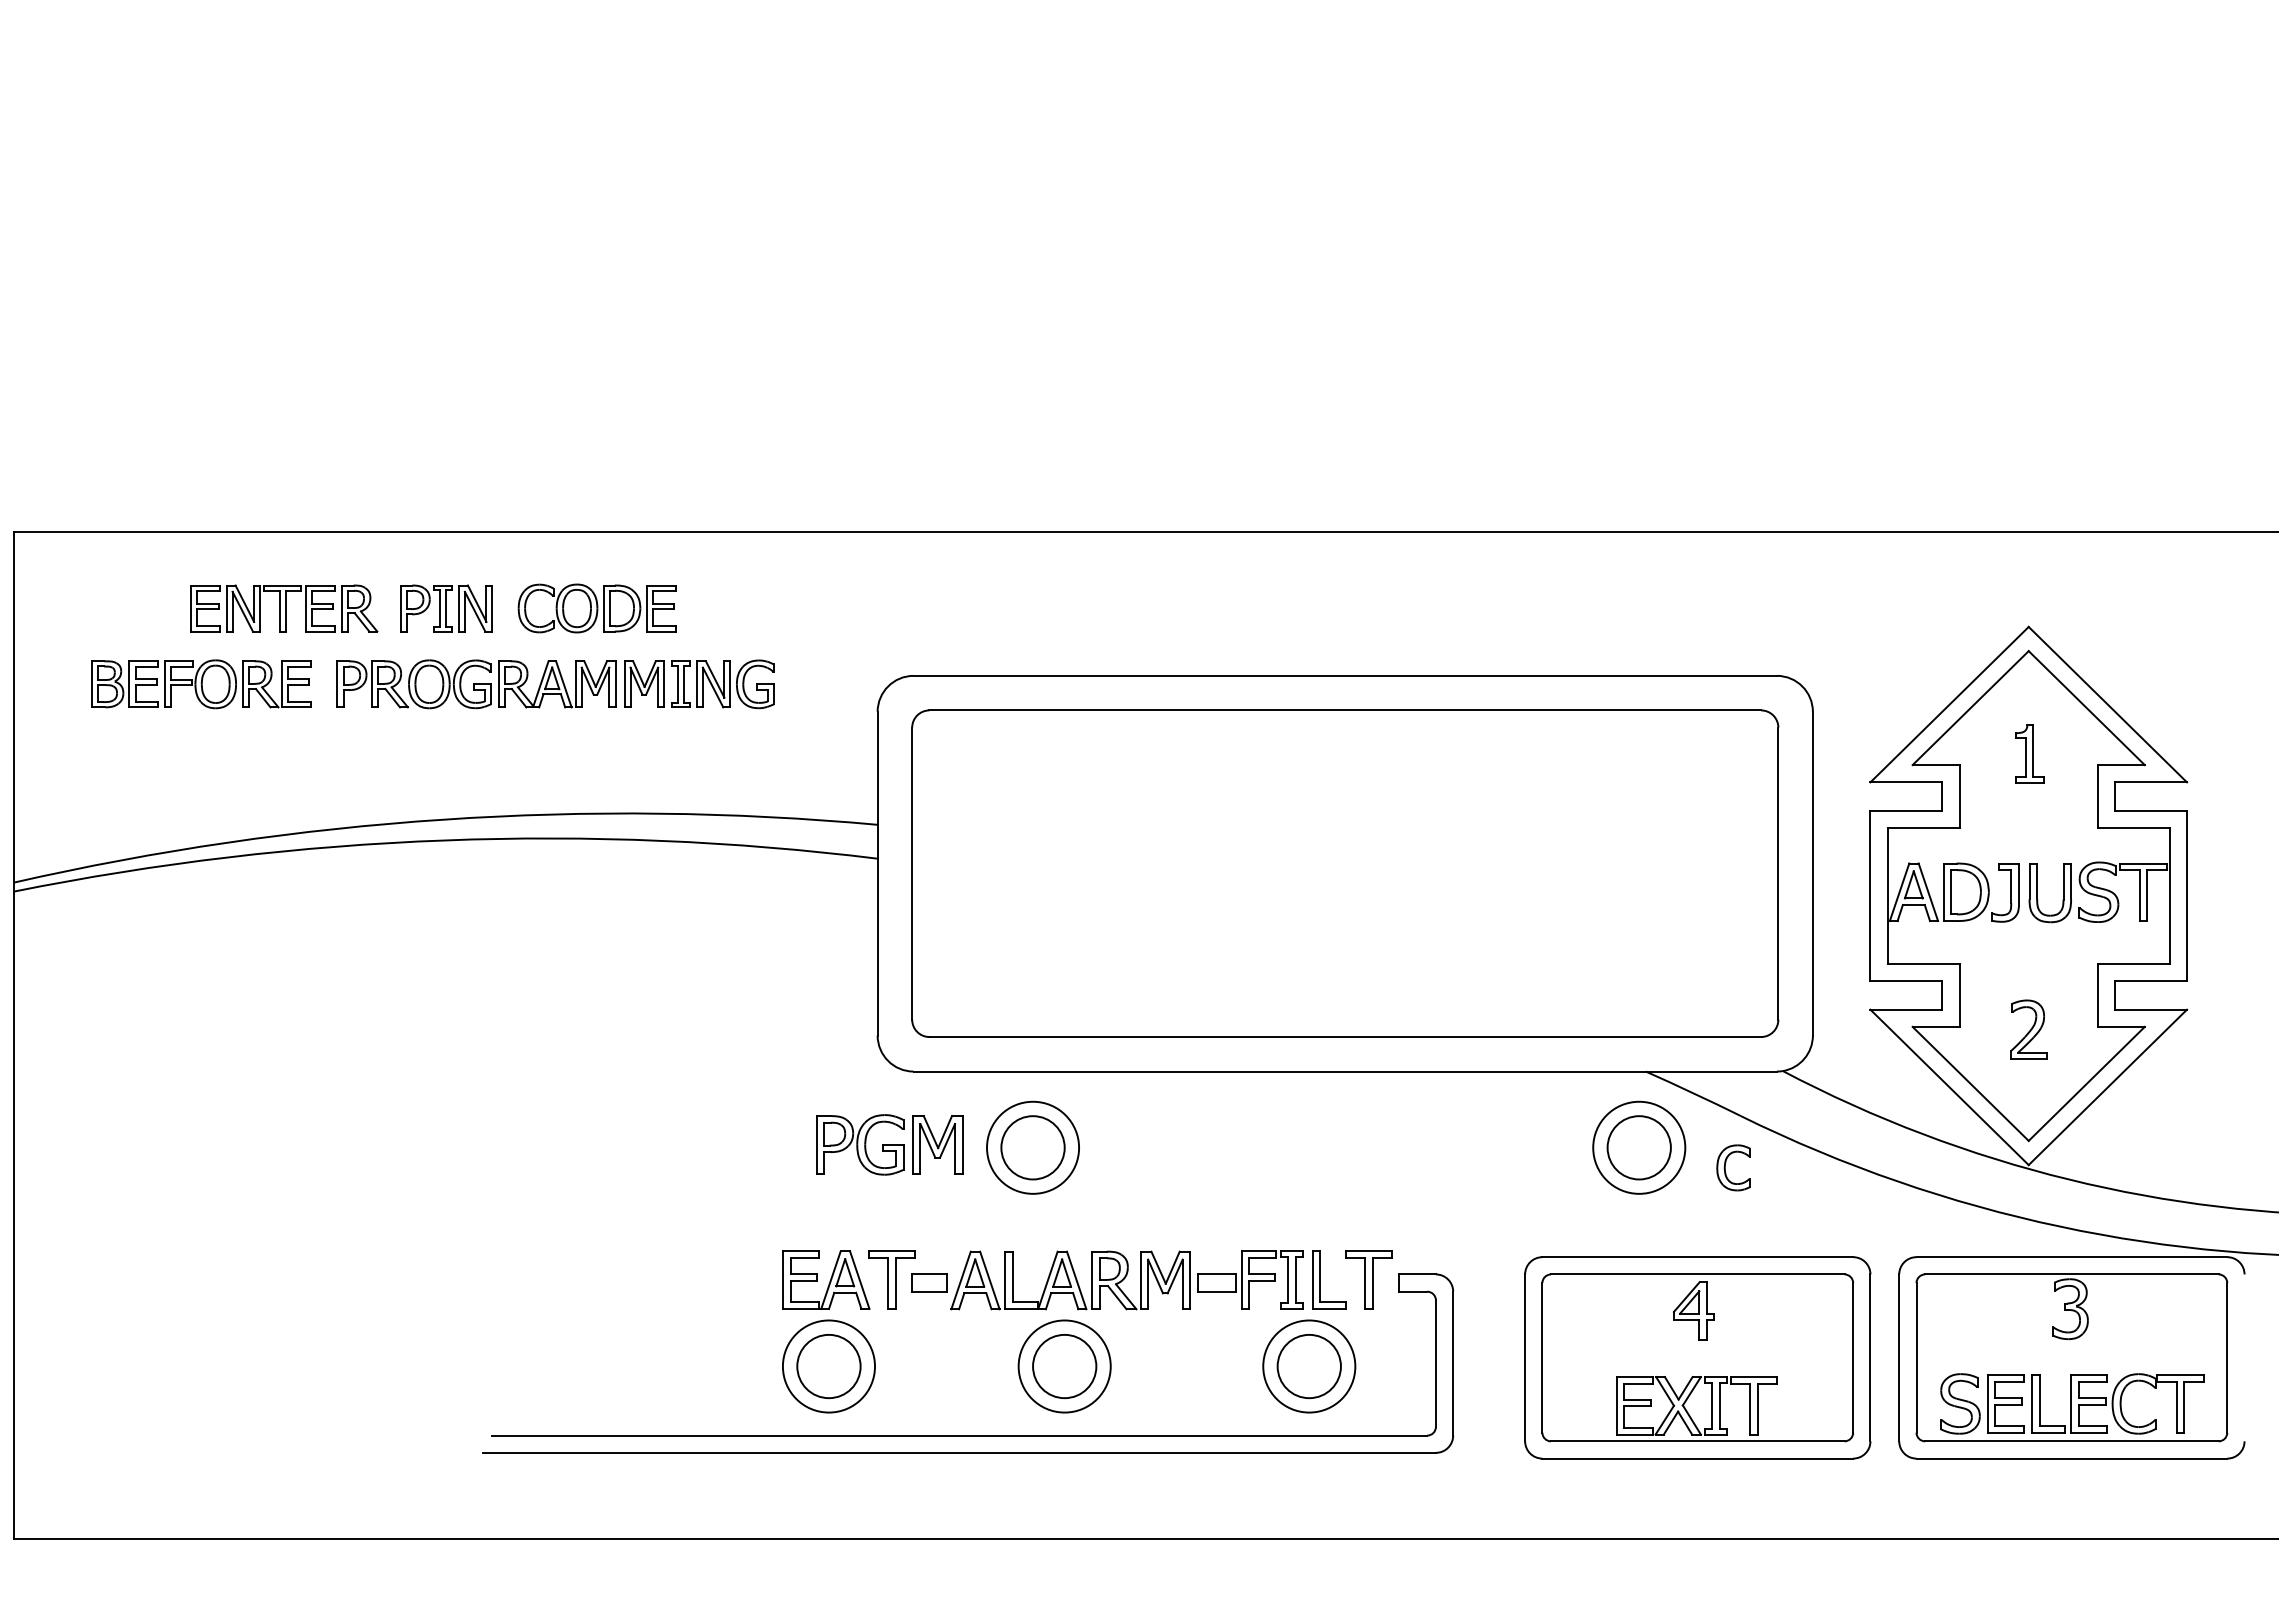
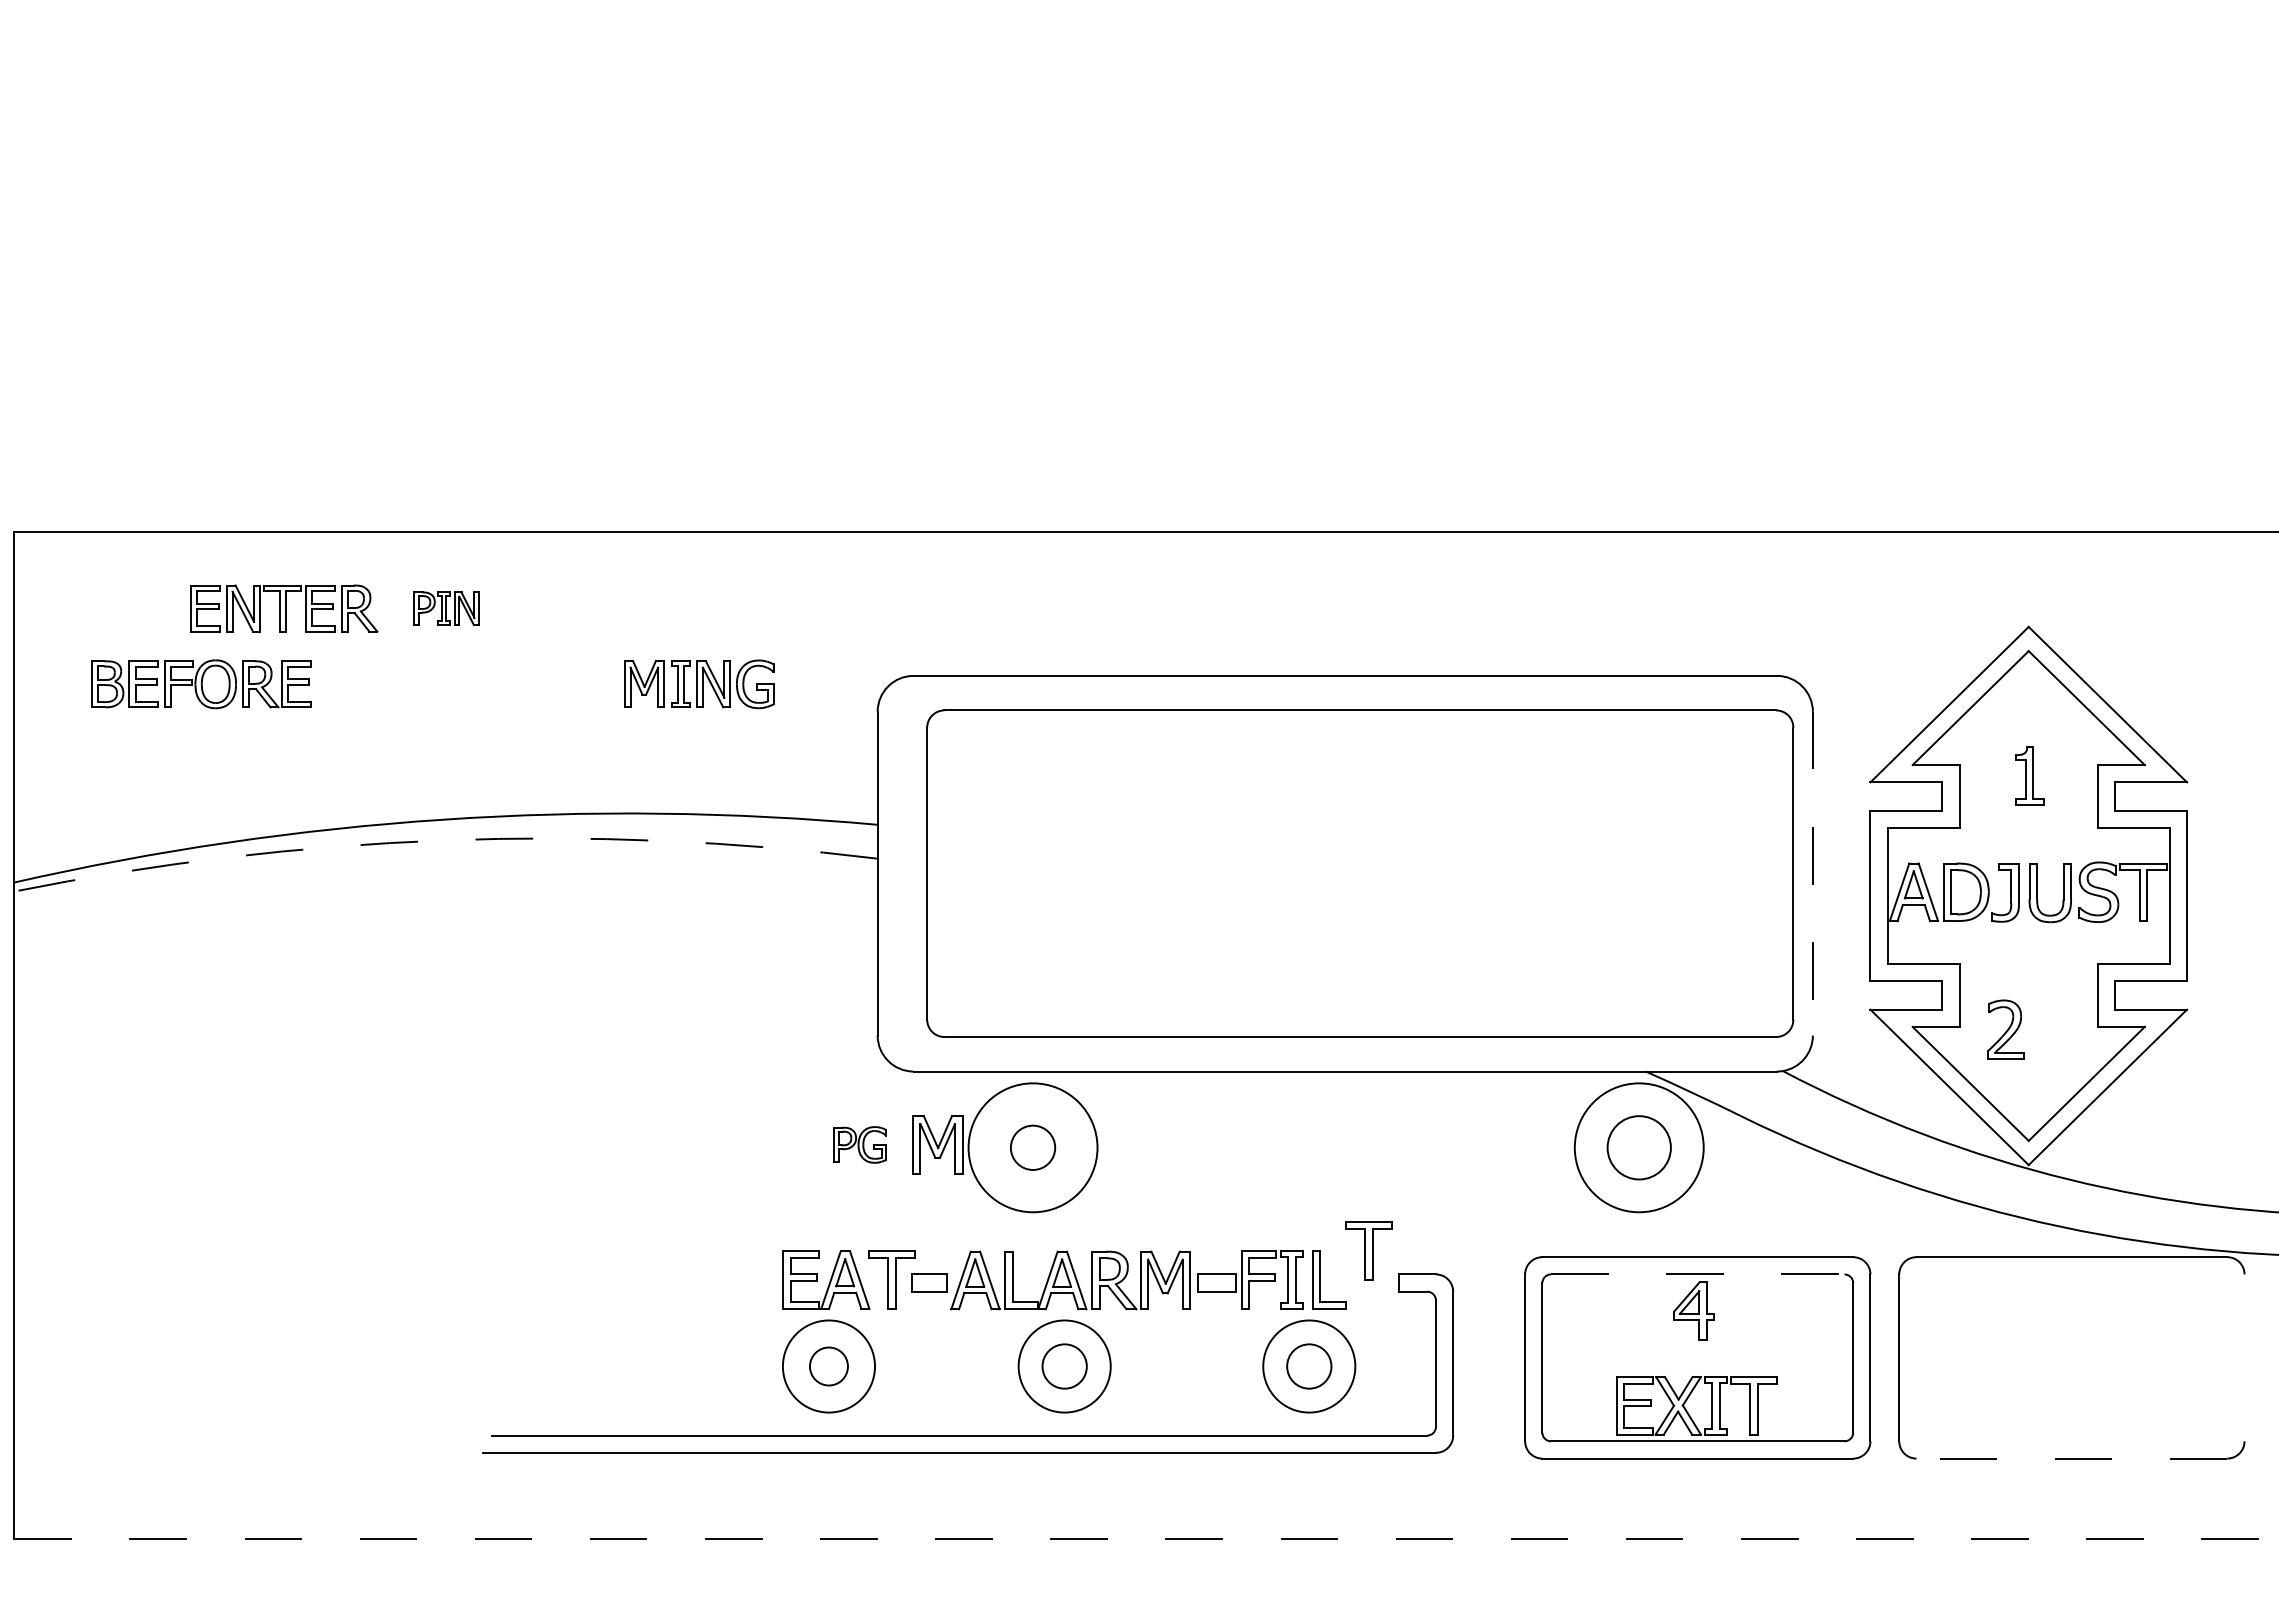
part size: 93x49 px -> 67x35 px (446, 608)
part: present -> none (596, 608)
part: present -> none (476, 684)
part position: (2029, 753) -> (2029, 775) (2029, 775)
arc: solid -> dashed (444, 840)
part position: (1345, 873) -> (1360, 873) (1360, 873)
line: solid -> dashed (1812, 873)
part position: (2028, 1029) -> (2005, 1029) (2005, 1029)
part size: 89x62 px -> 54x38 px (859, 1144)
circle diameter: 63 px -> 44 px (1032, 1147)
circle diameter: 92 px -> 129 px (1032, 1147)
circle diameter: 92 px -> 129 px (1638, 1147)
part: present -> none (1725, 1167)
line: solid -> dashed (1697, 1274)
part position: (1368, 1279) -> (1368, 1250) (1368, 1250)
part: present -> none (2071, 1357)
circle diameter: 63 px -> 38 px (828, 1366)
circle diameter: 63 px -> 44 px (1064, 1366)
circle diameter: 63 px -> 44 px (1309, 1366)
line: solid -> dashed (2071, 1458)
line: solid -> dashed (1147, 1539)
